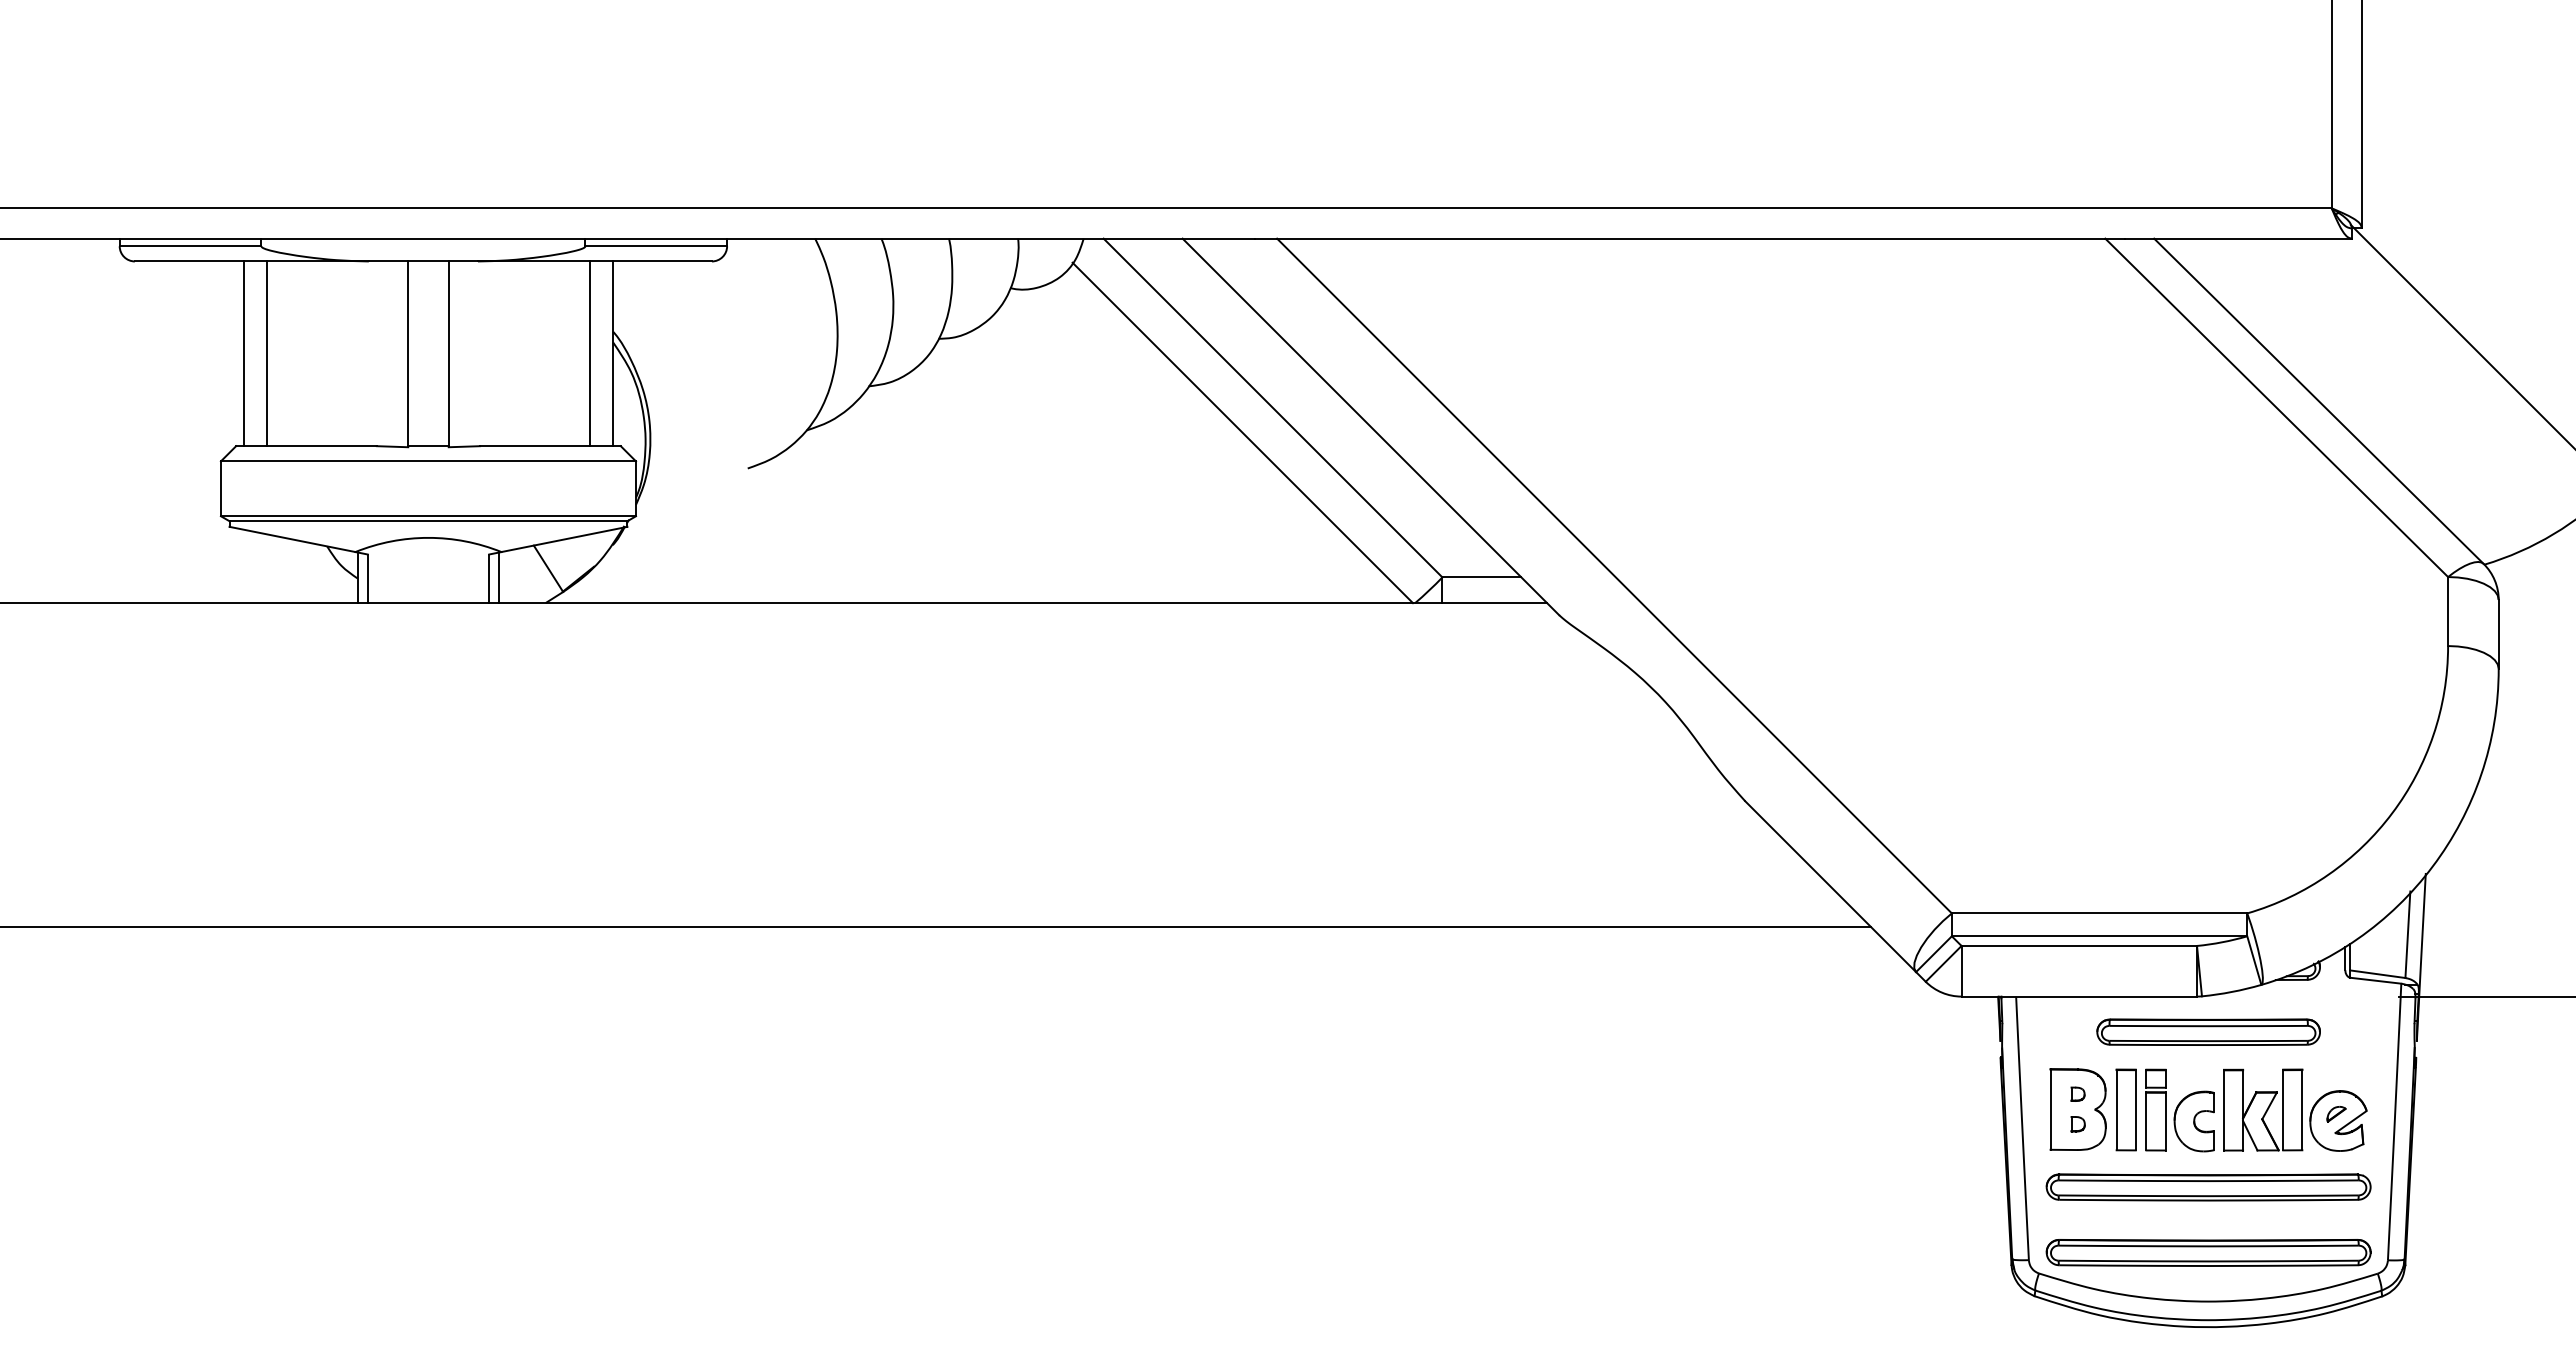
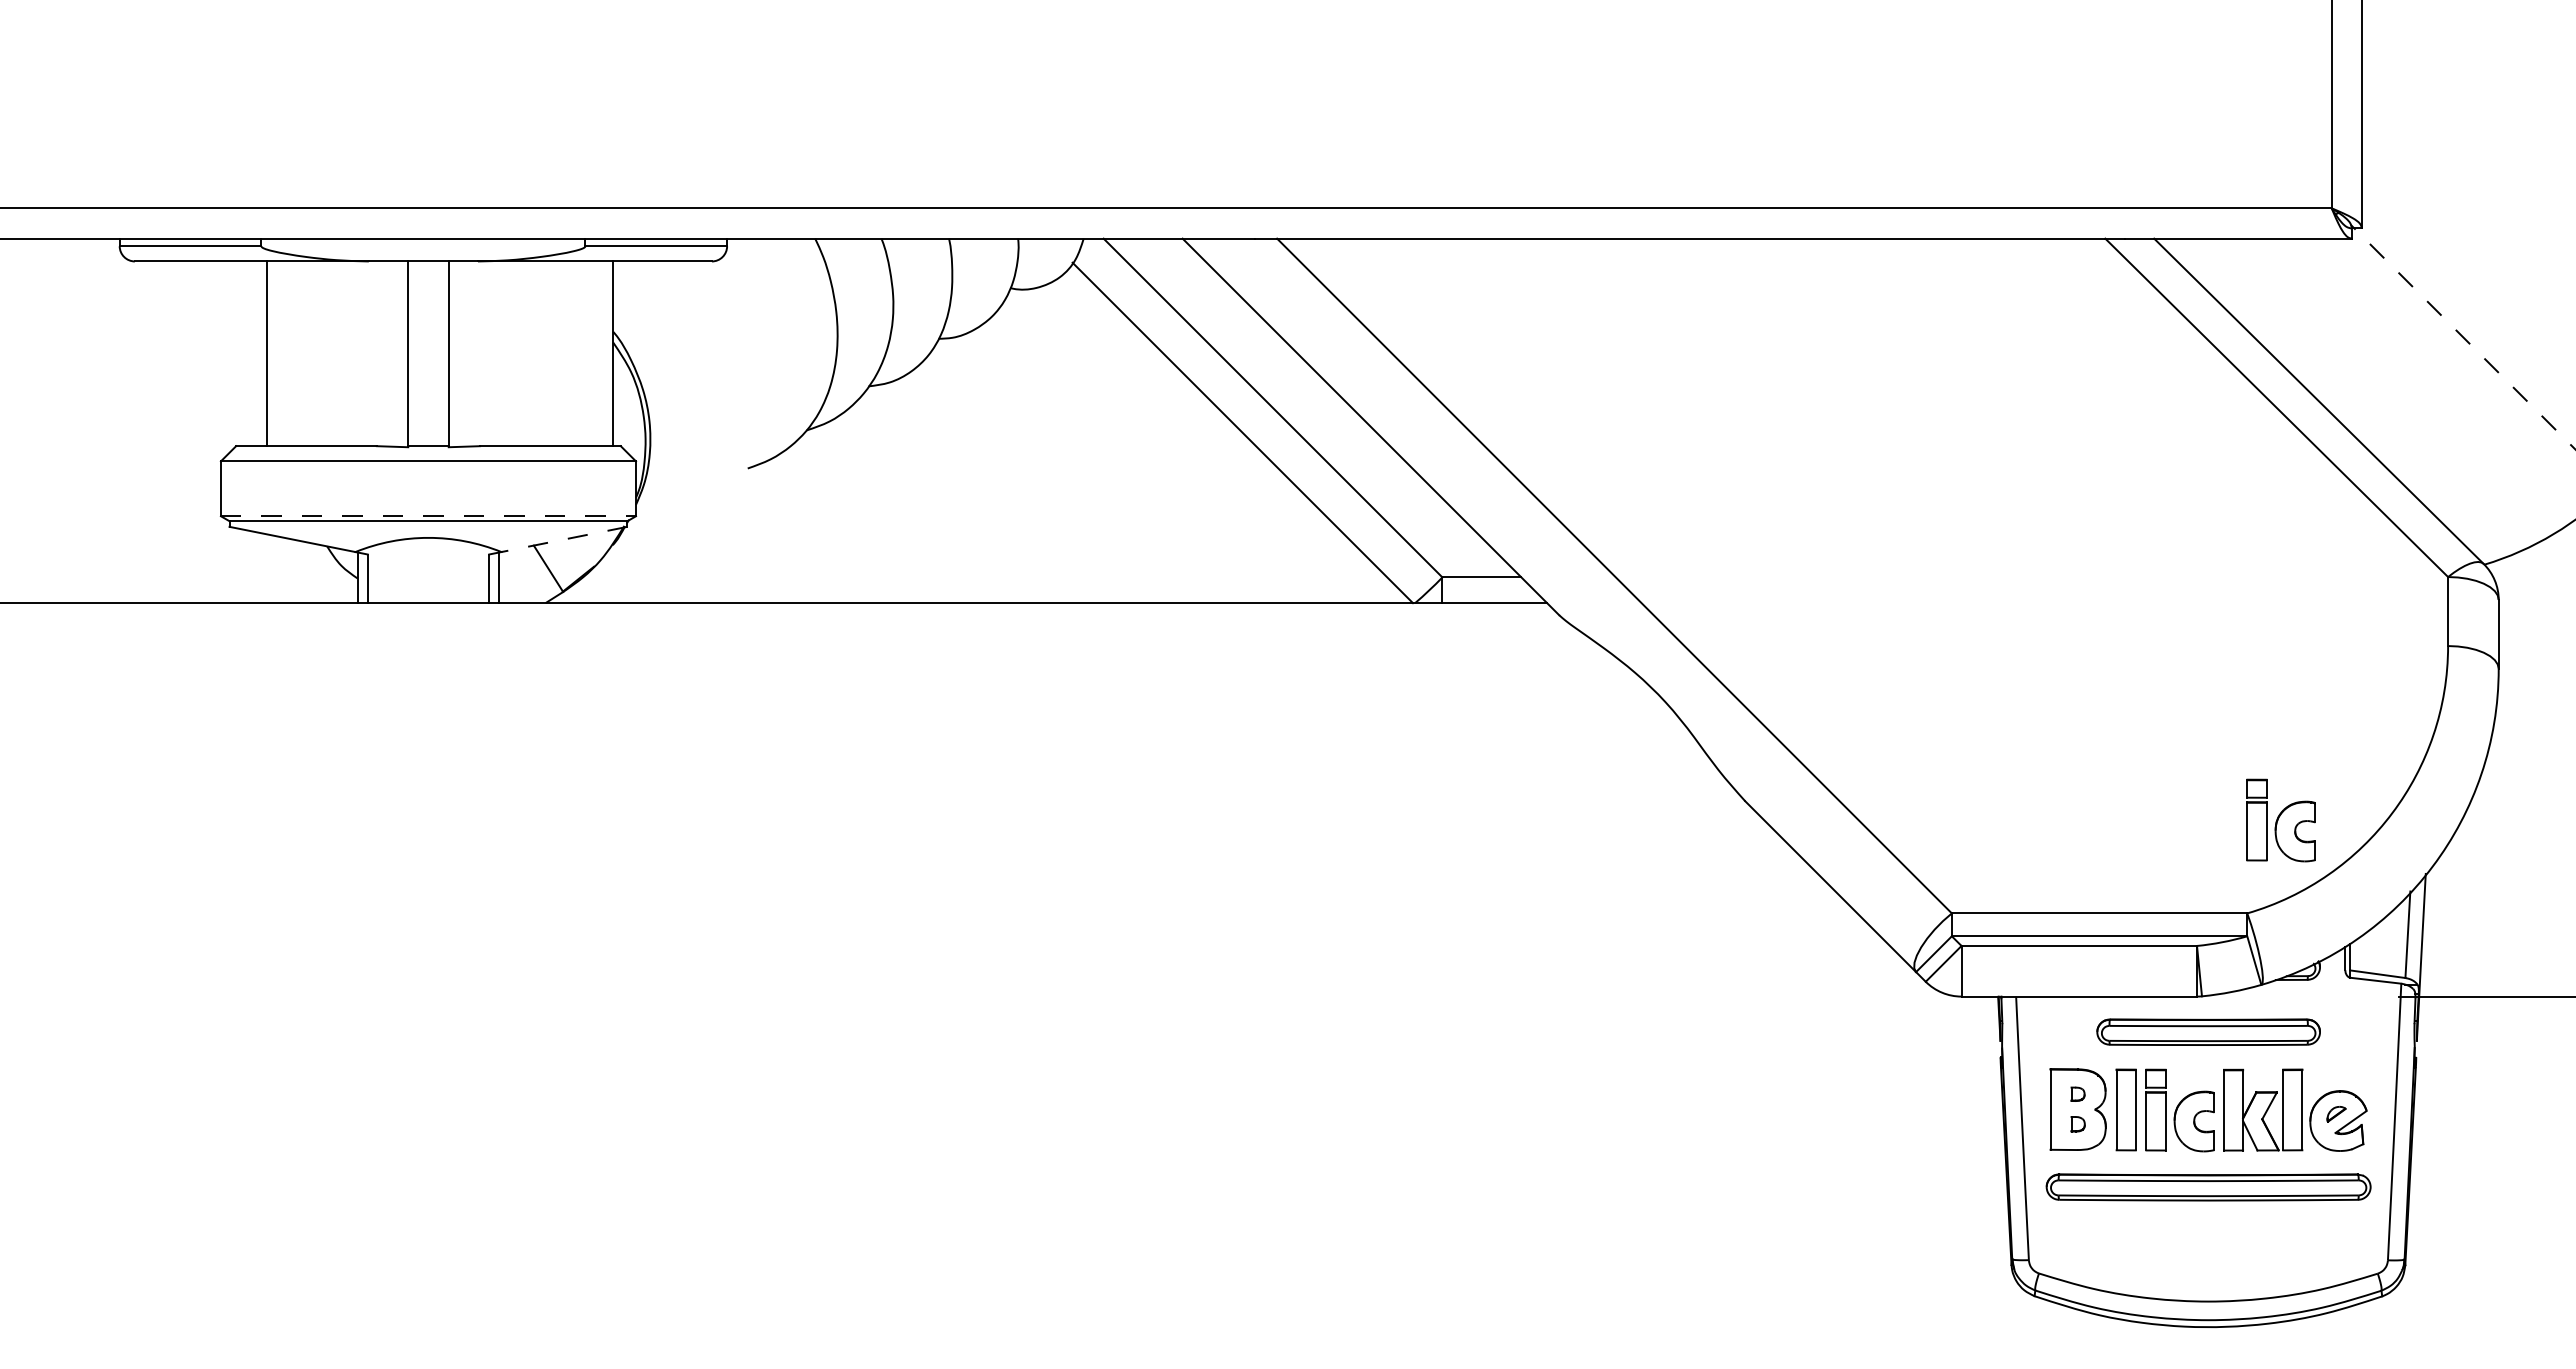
line: solid -> dashed (2463, 337)
line: present -> none (243, 353)
line: present -> none (590, 353)
line: solid -> dashed (428, 516)
line: solid -> dashed (563, 539)
part: none -> present (2280, 820)
line: present -> none (936, 927)
part: present -> none (2208, 1252)
